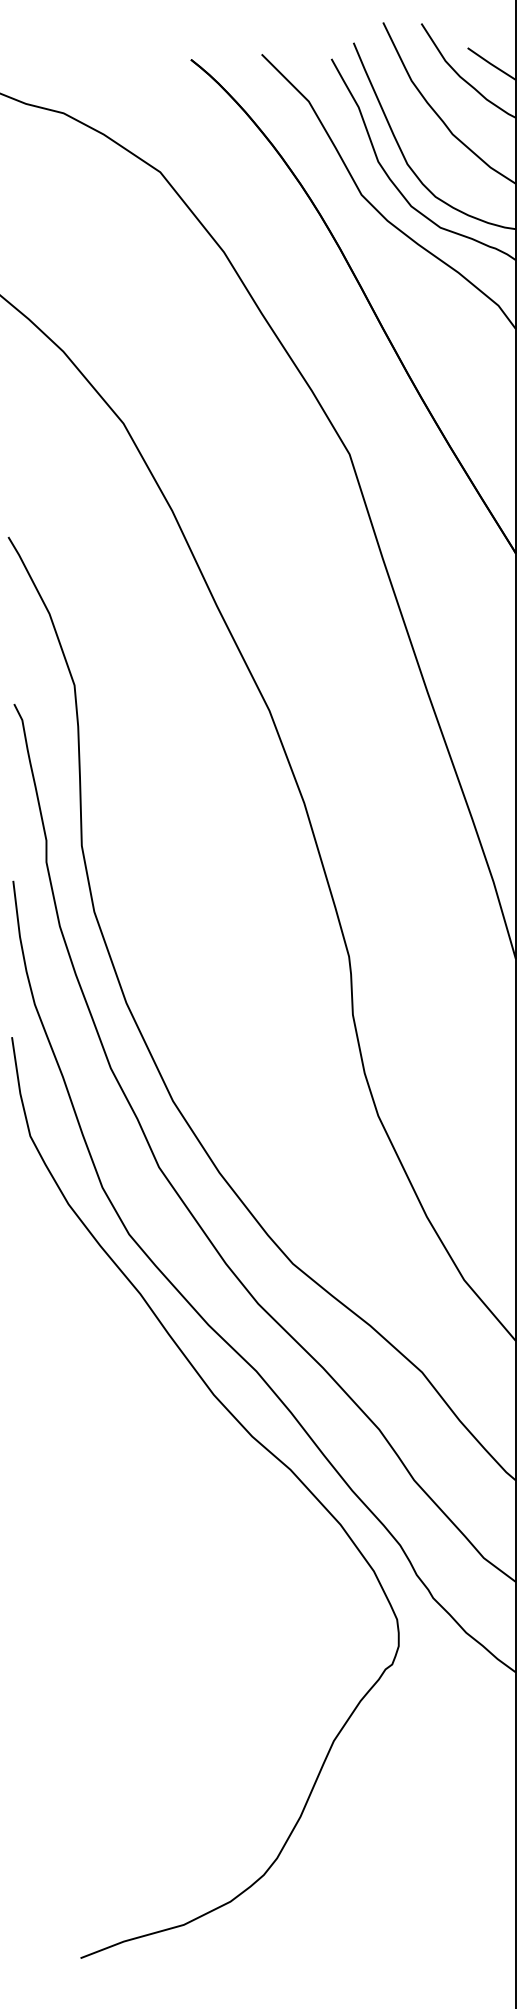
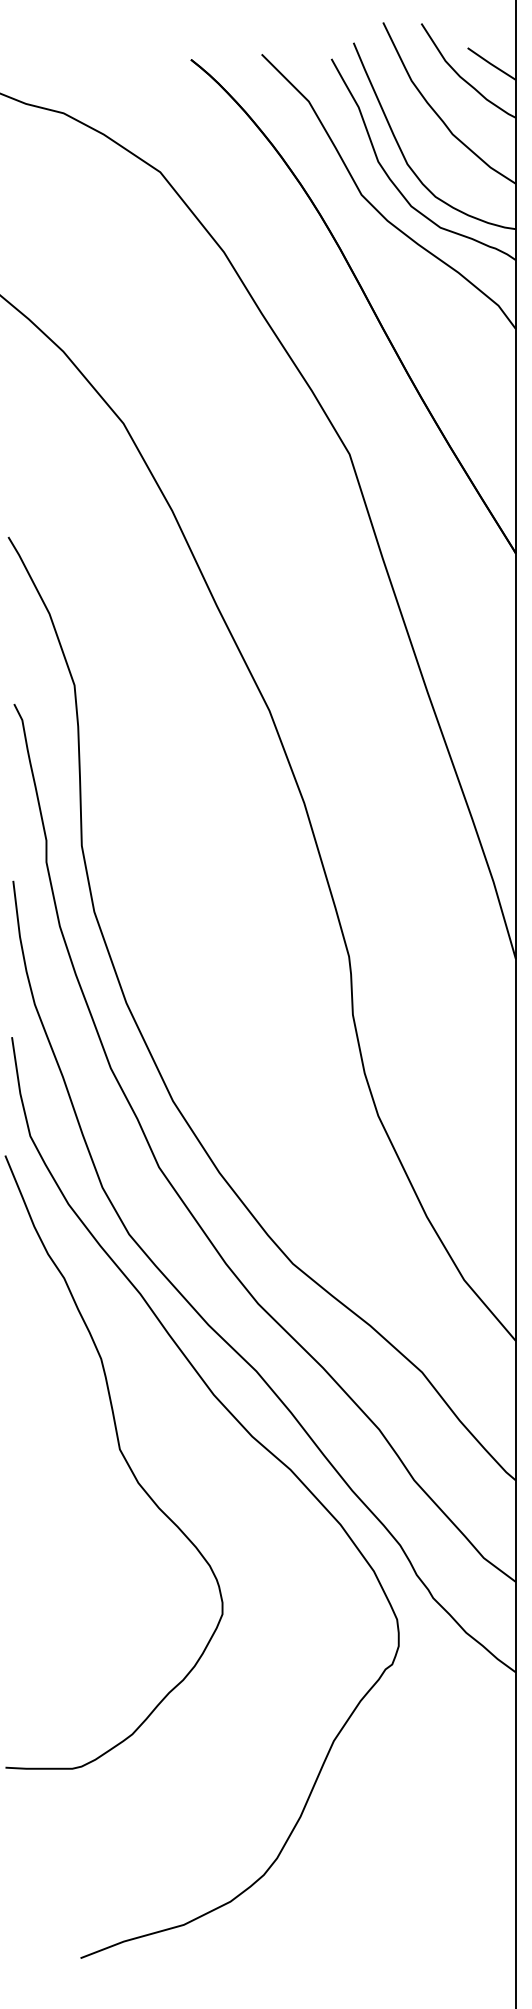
curve: none -> present (123, 1458)
